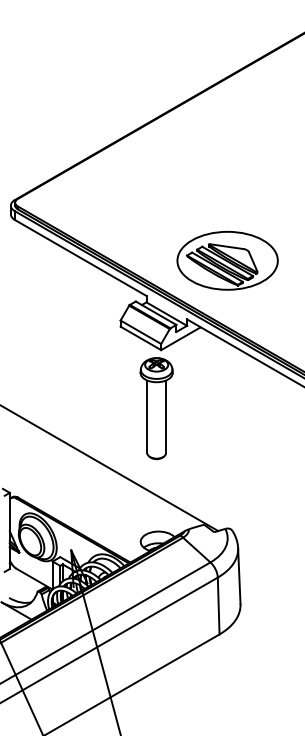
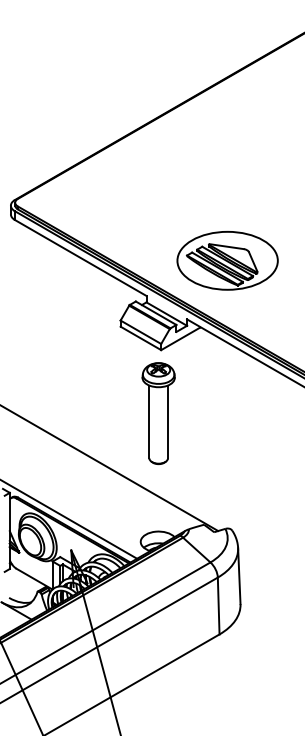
part position: (156, 408) -> (158, 413) (158, 413)
line: none -> present (69, 519)
